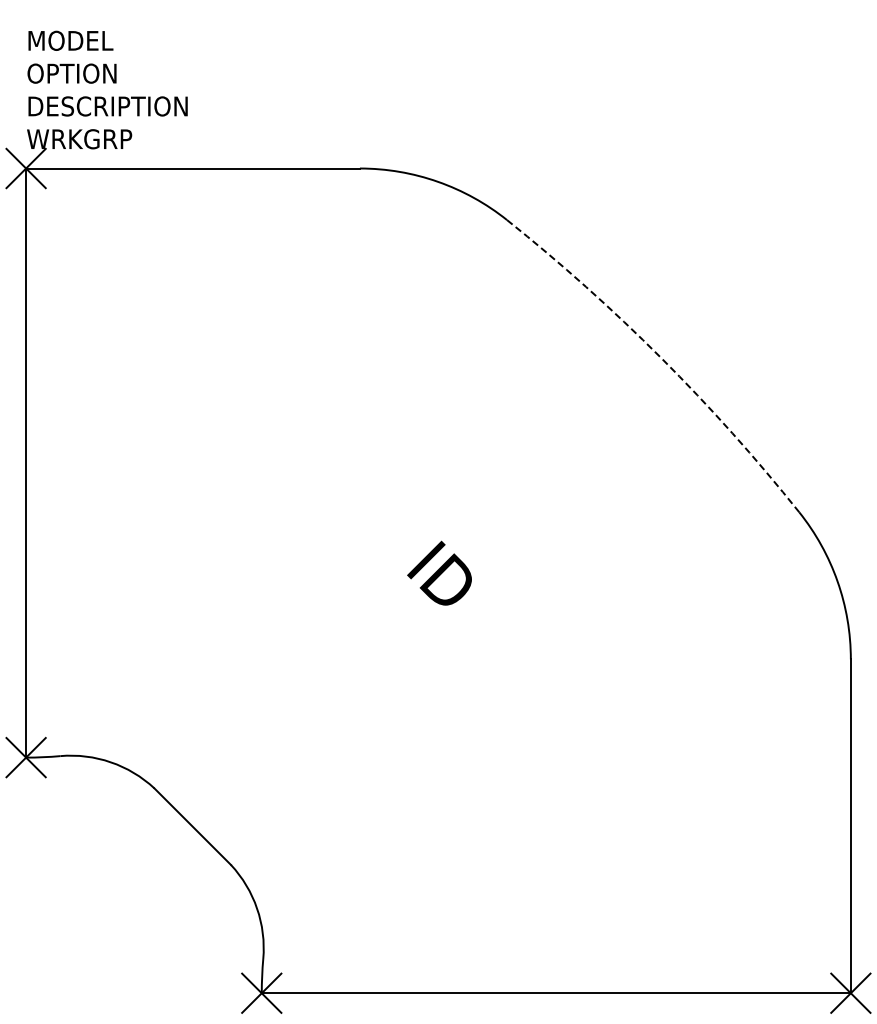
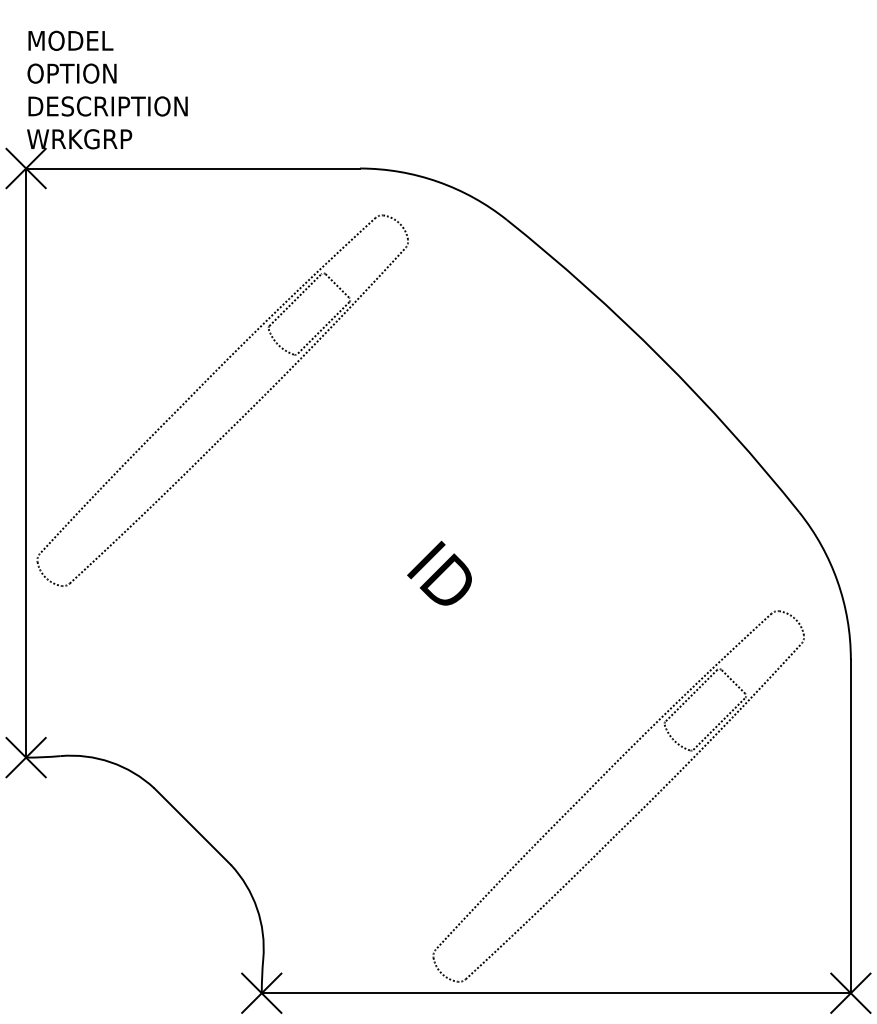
arc: dashed -> solid (661, 358)
part: none -> present (206, 382)
part: none -> present (601, 778)
